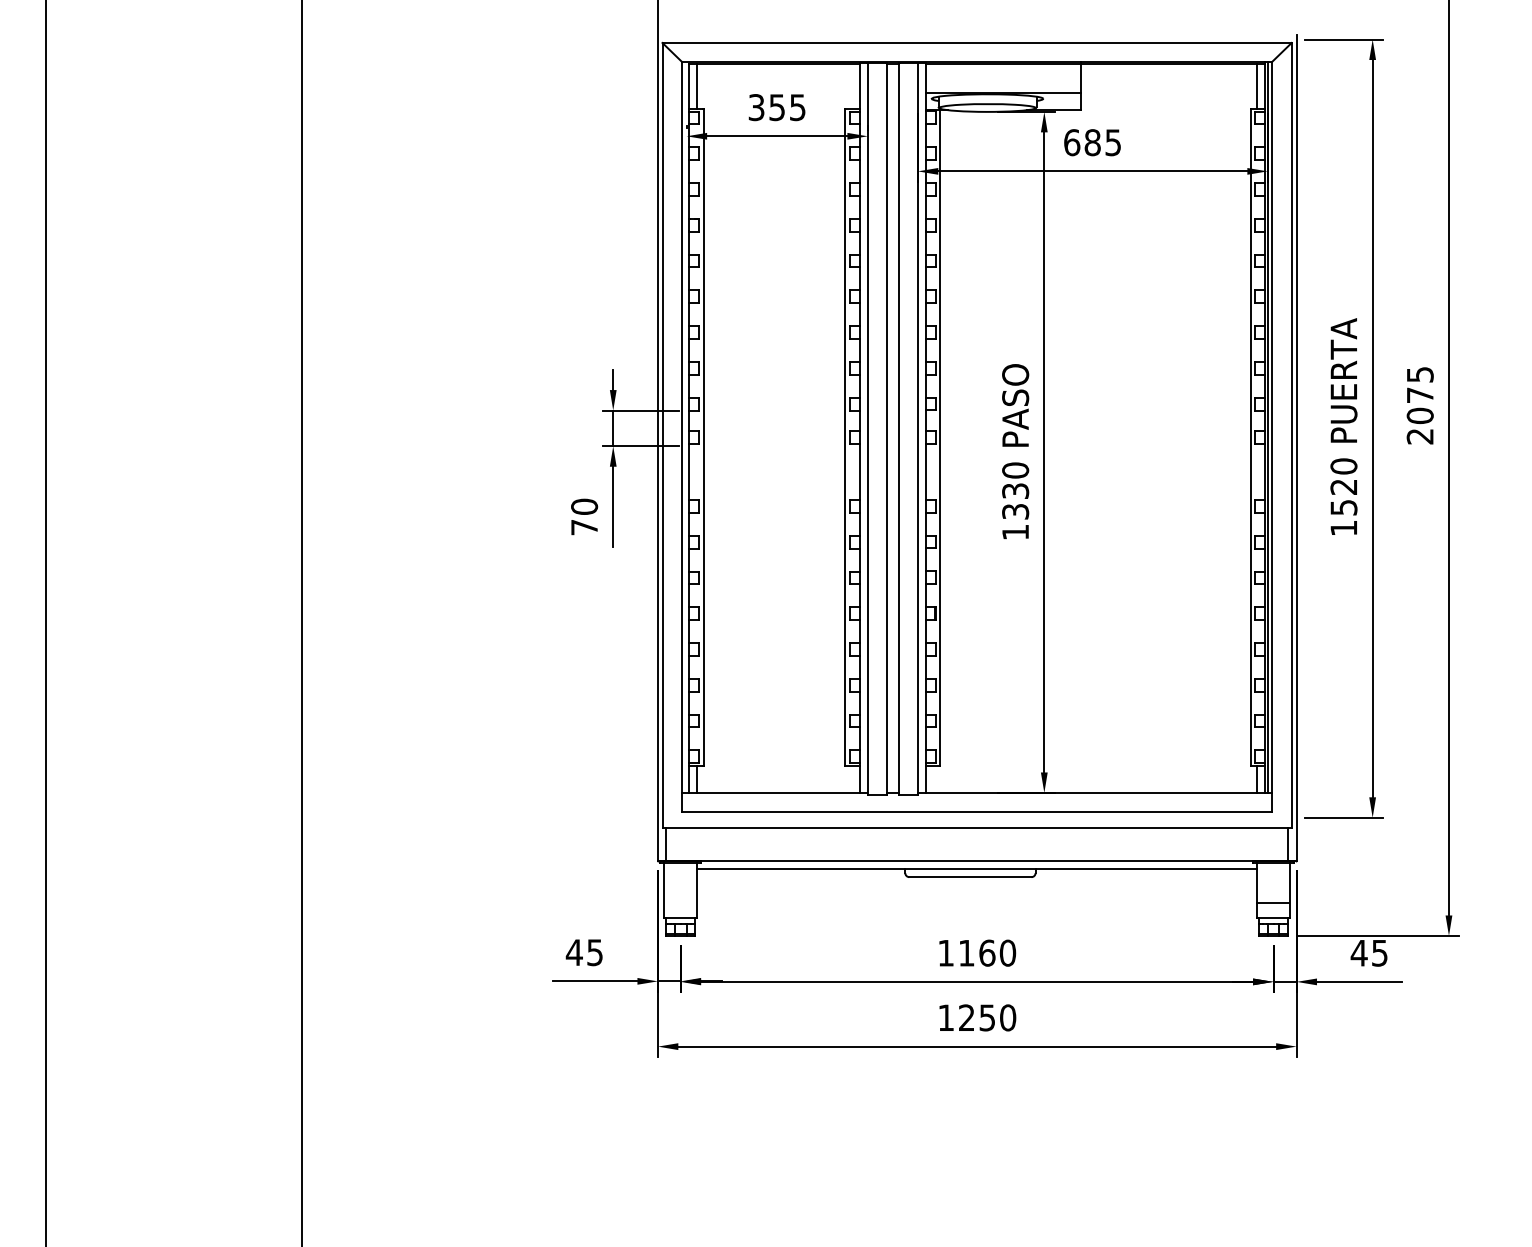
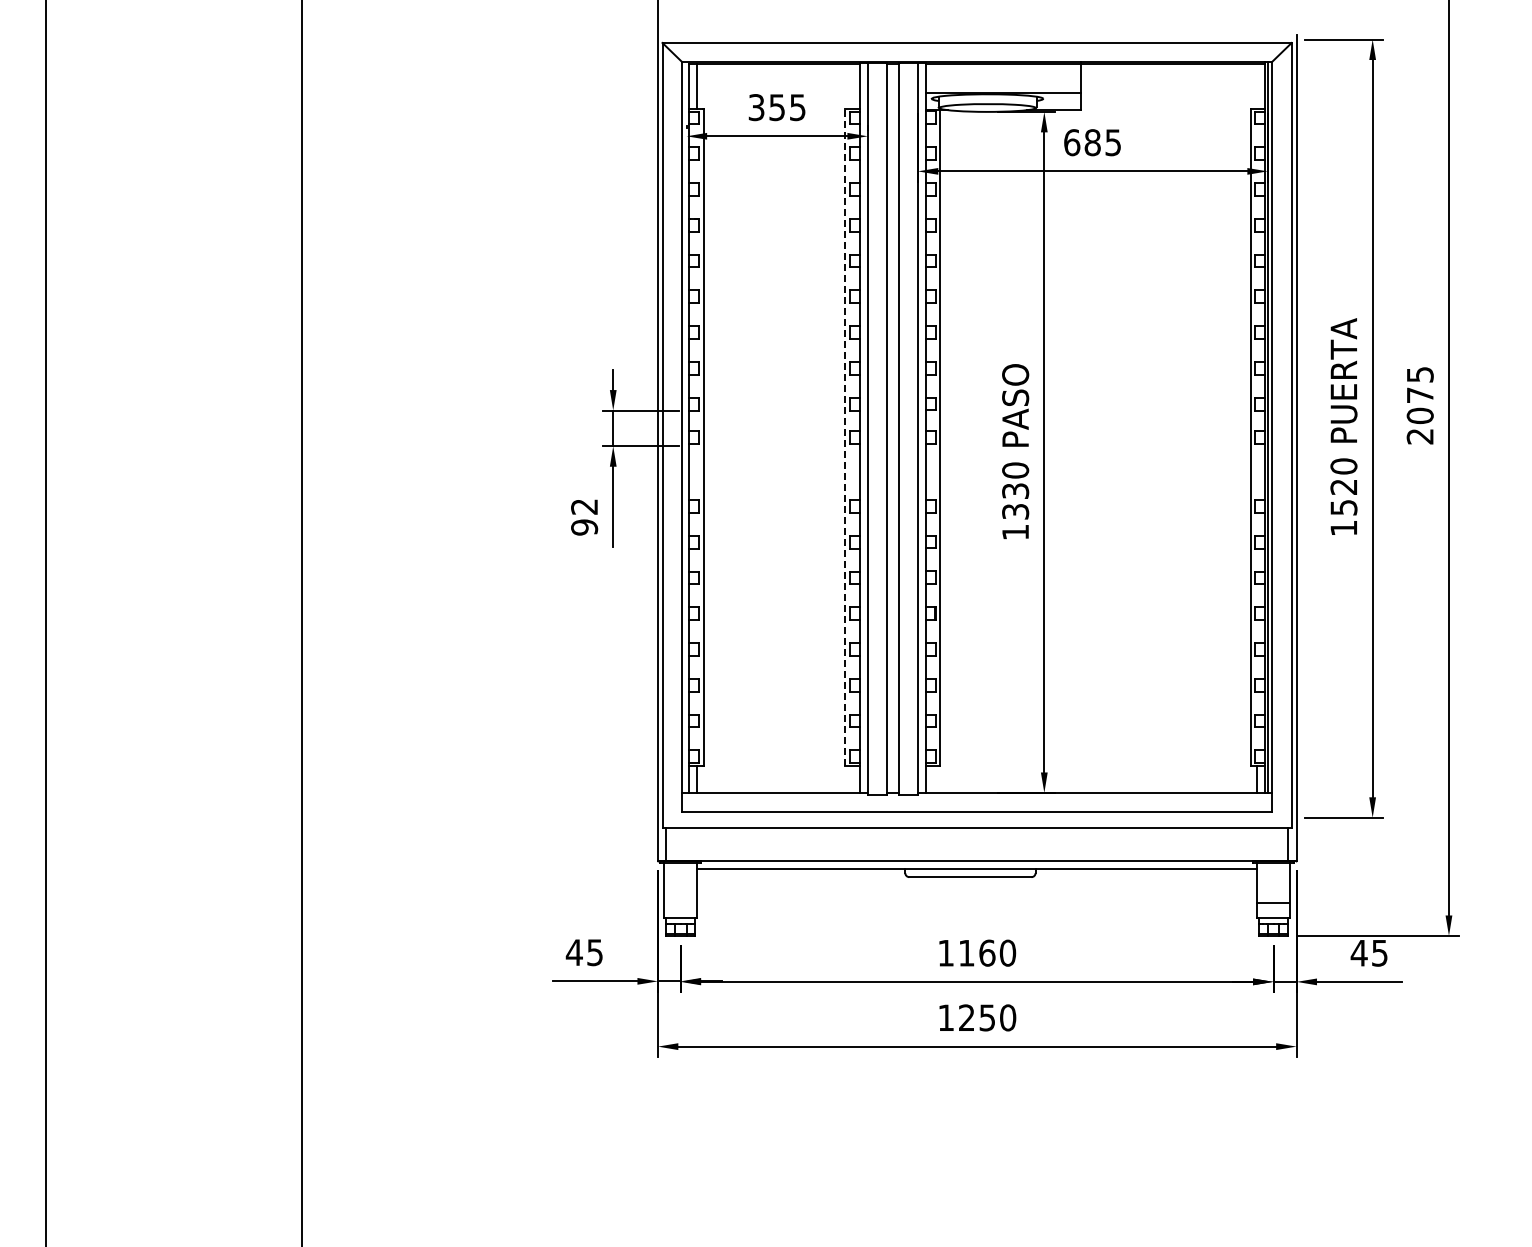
line: present -> none (1257, 86)
line: solid -> dashed (845, 436)
text: 70 -> 92 (584, 516)
